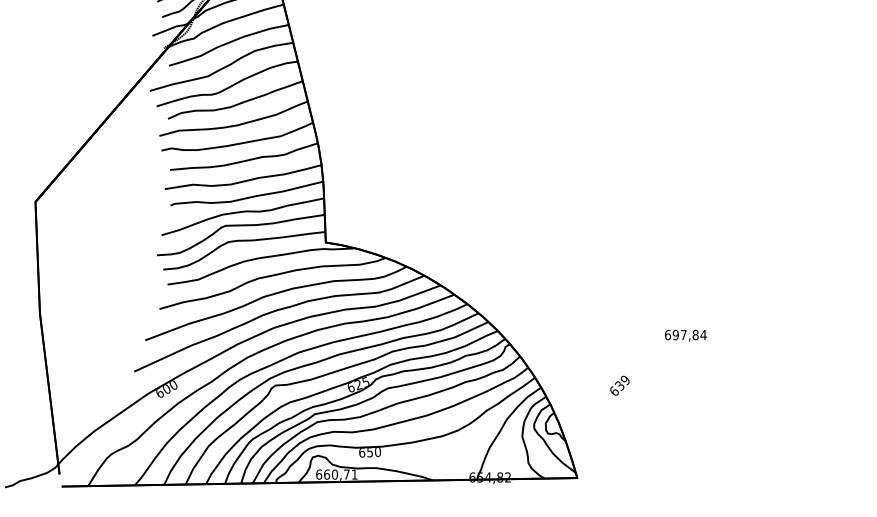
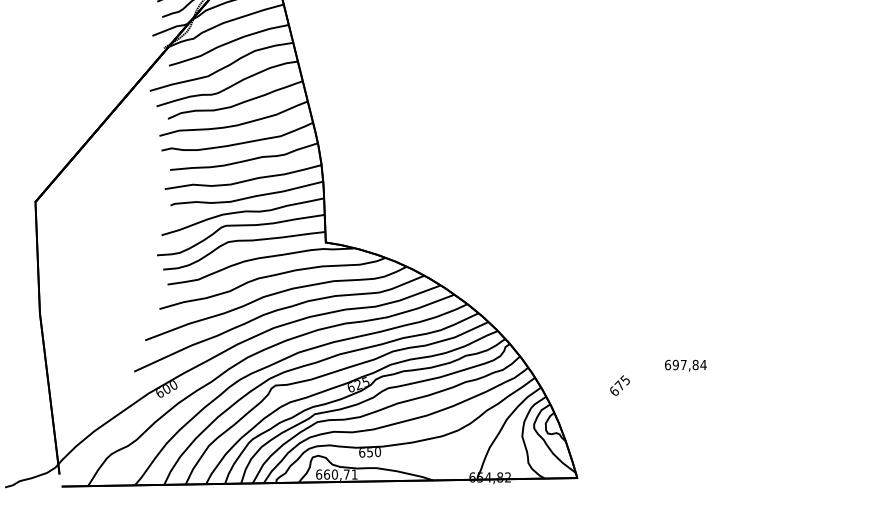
text position: (685, 335) -> (685, 365) (685, 365)
text: 639 -> 675 (621, 383)
